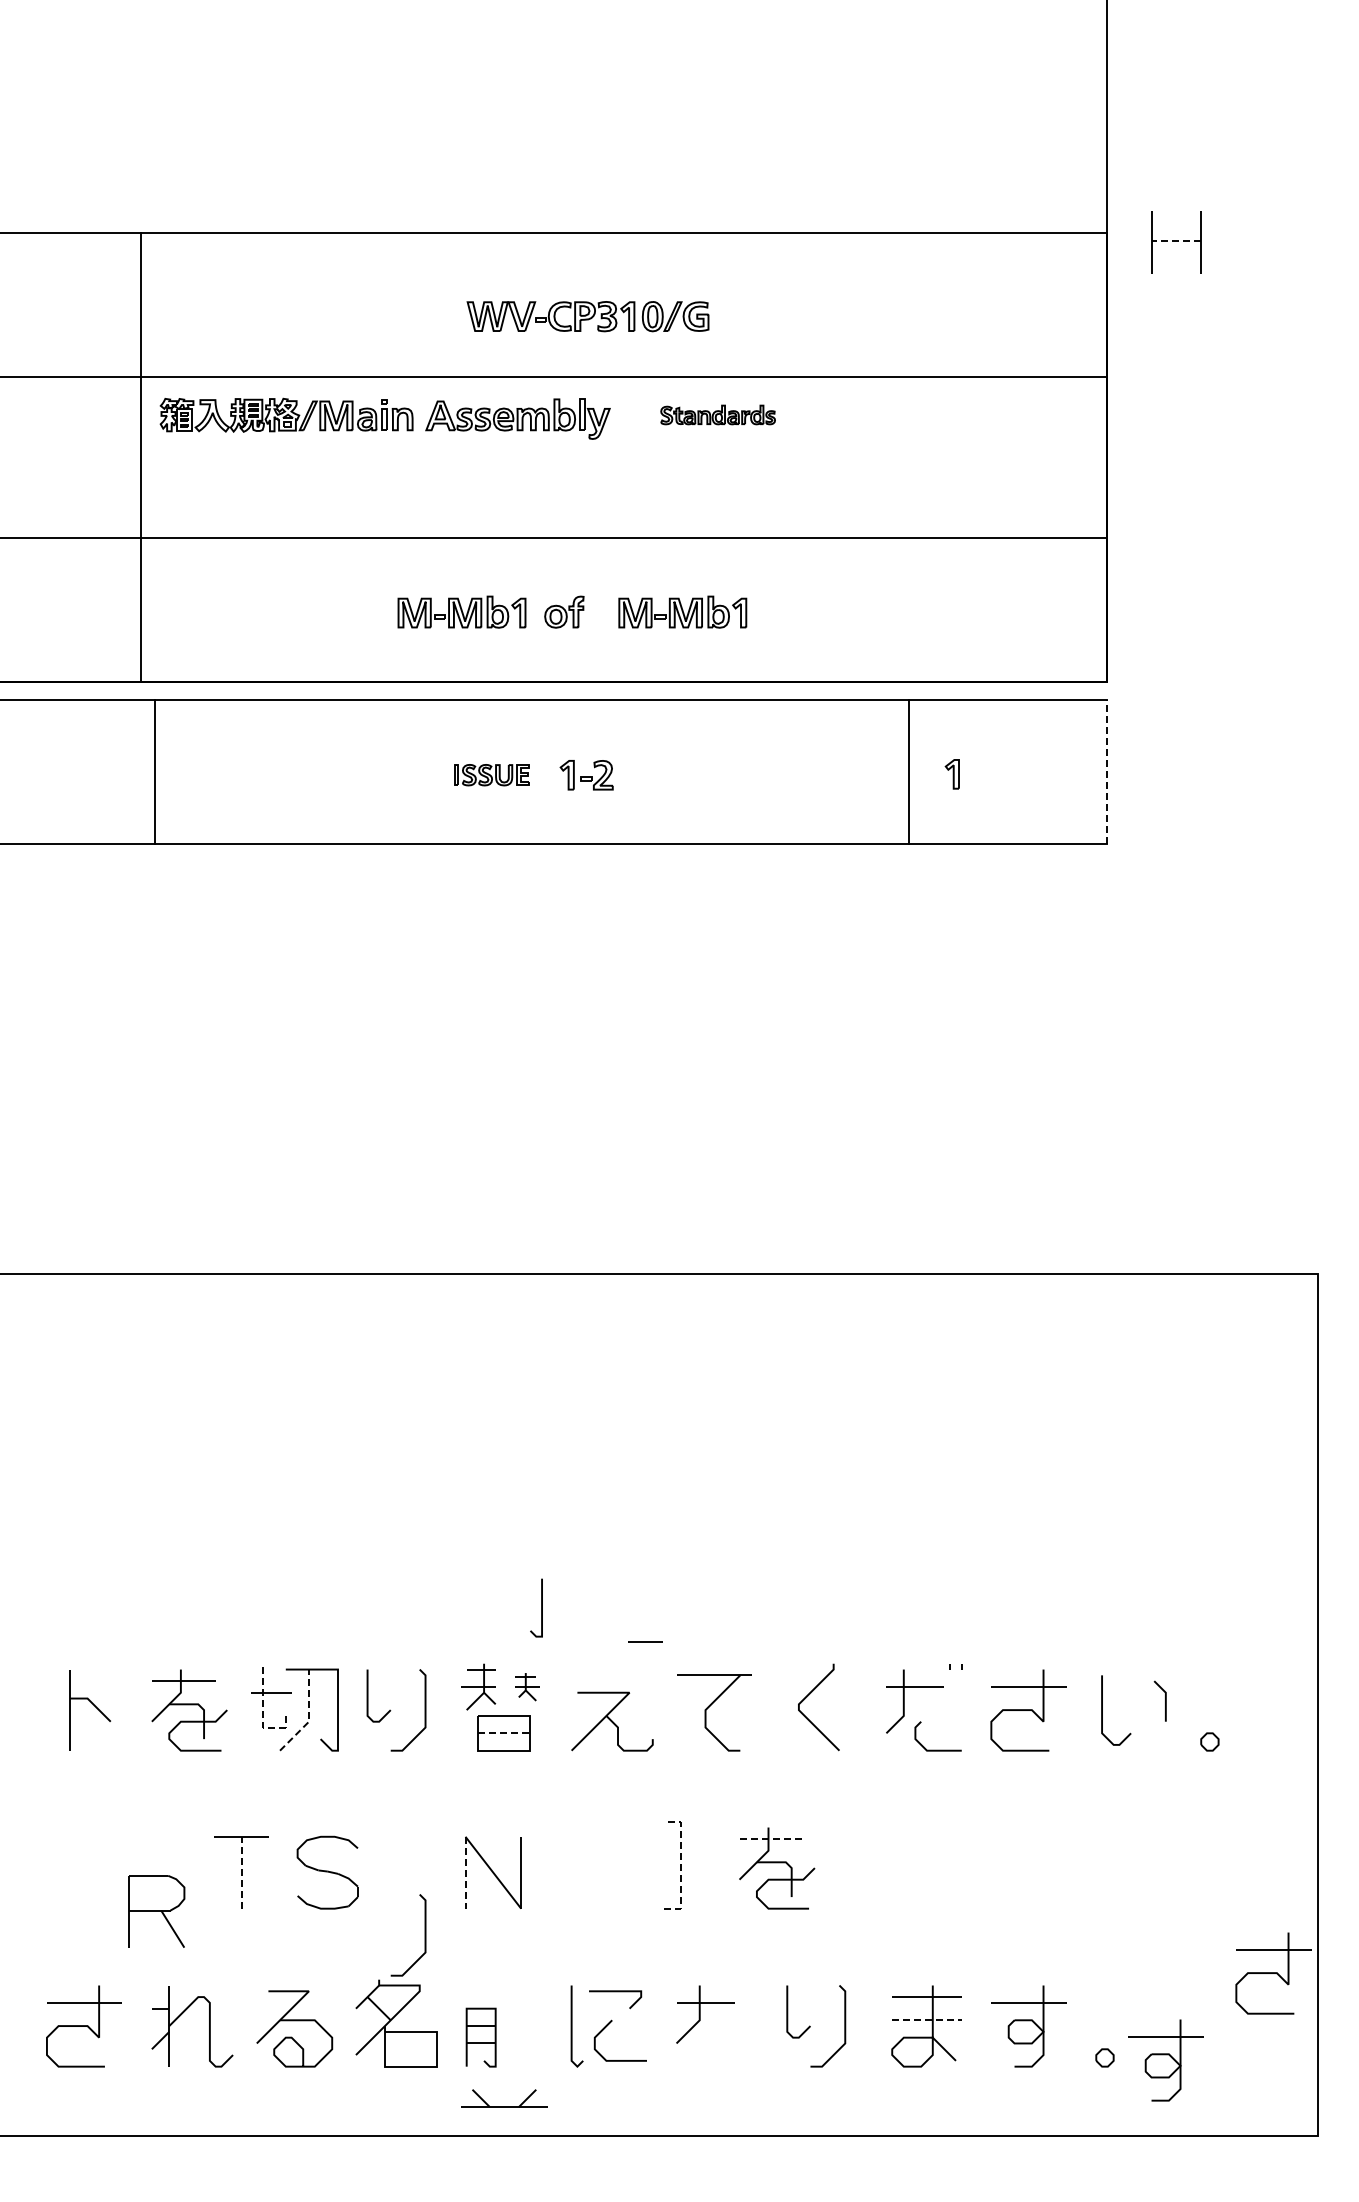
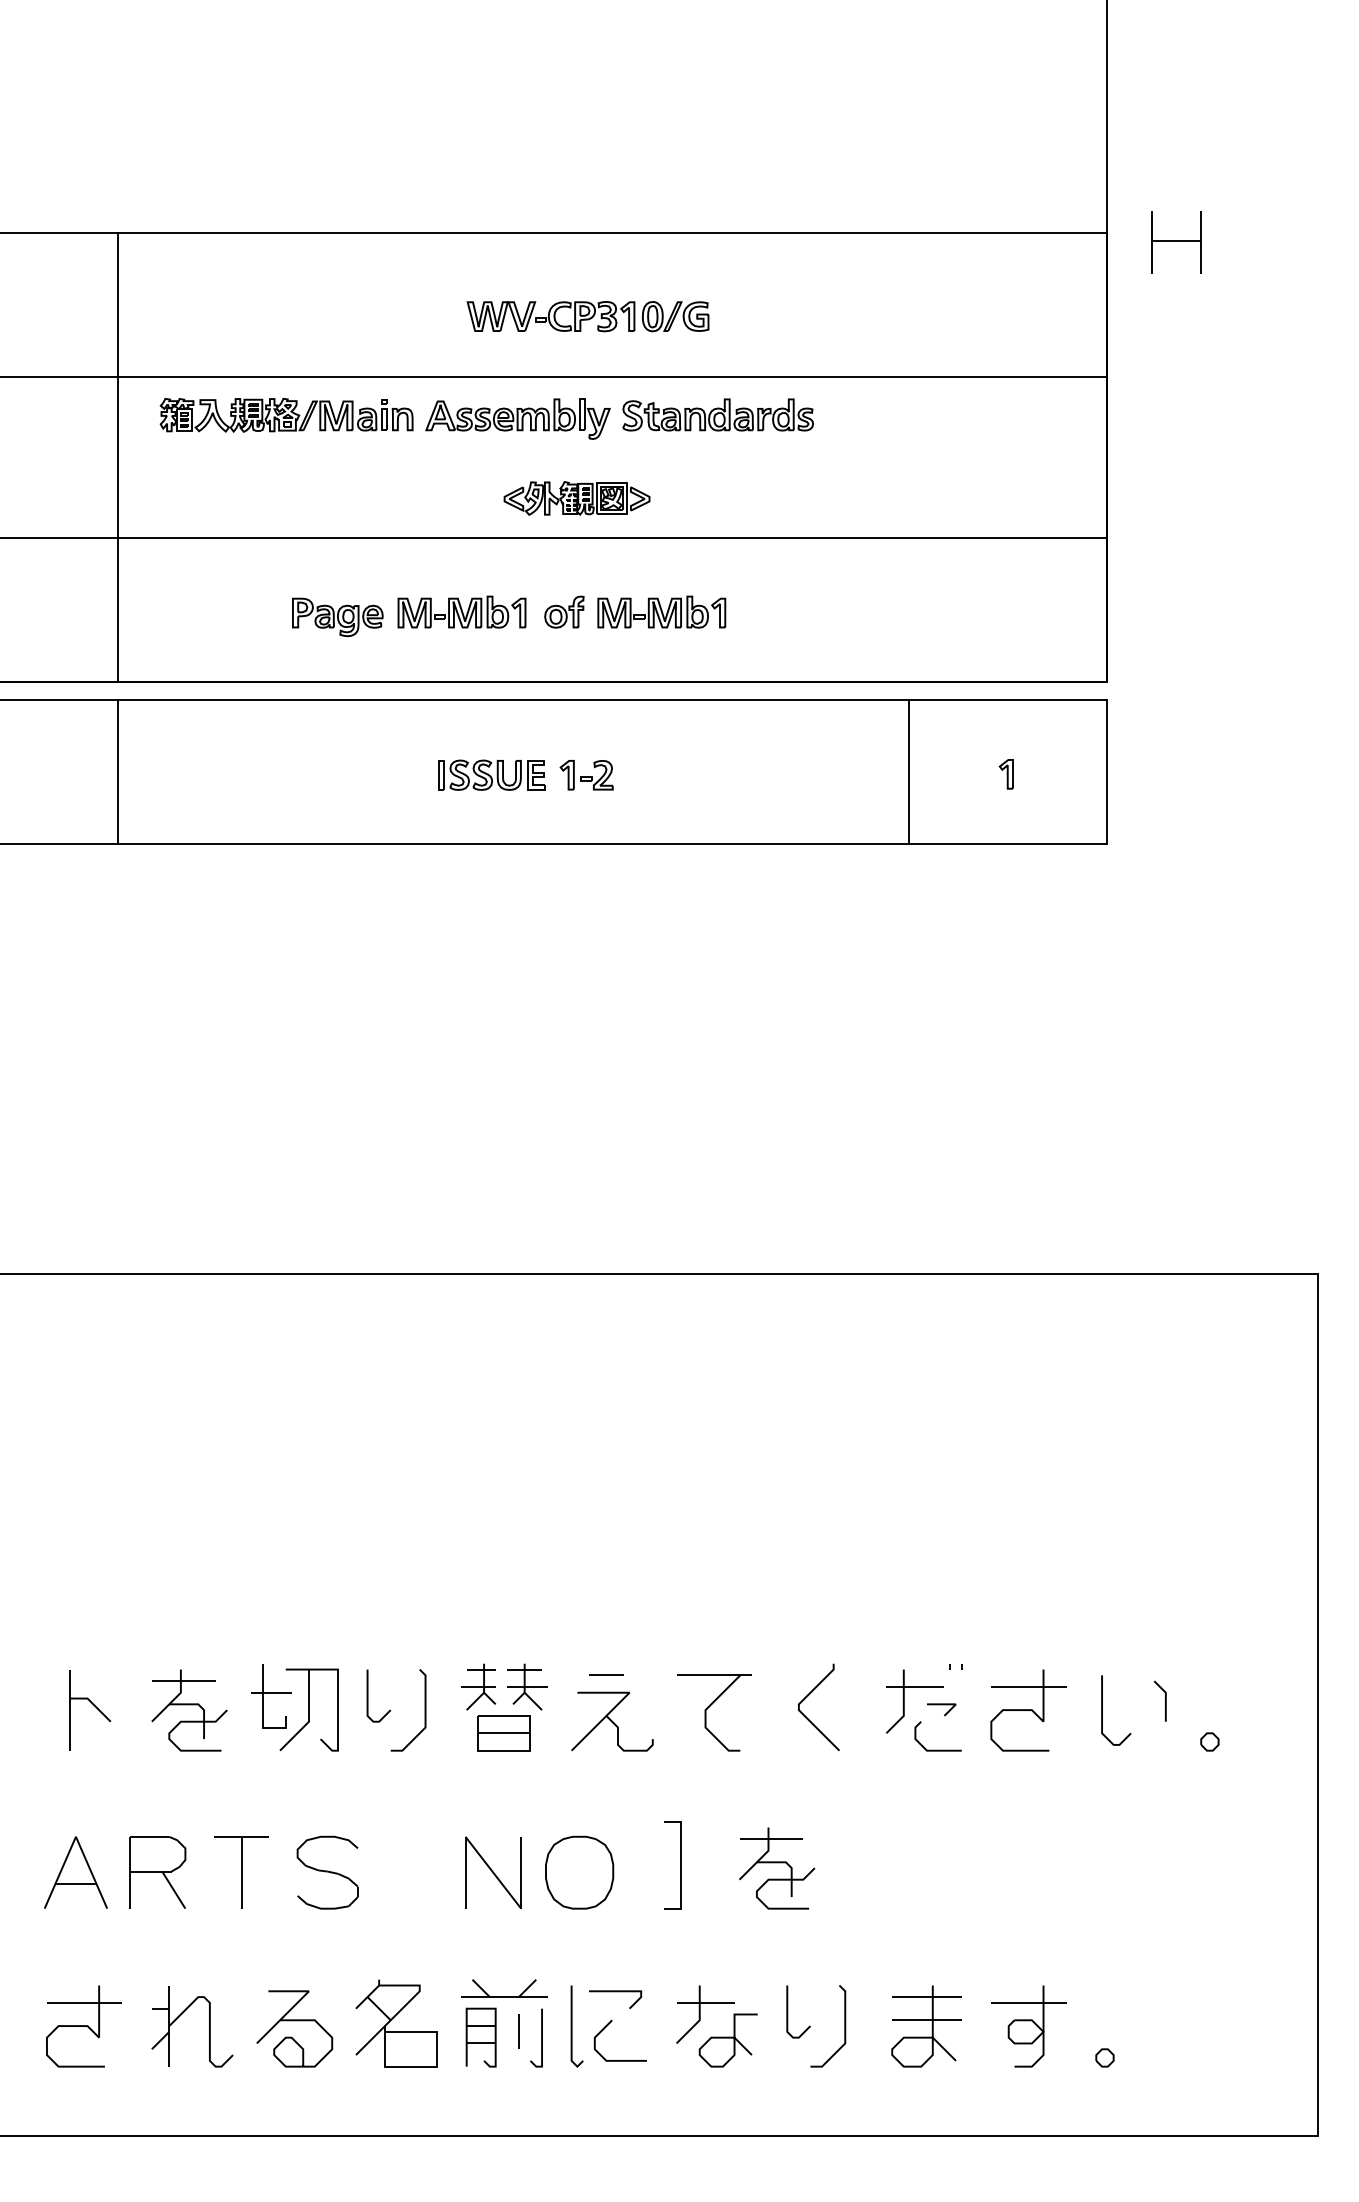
line: dashed -> solid (1175, 240)
part size: 116x22 px -> 192x34 px (717, 414)
line position: (141, 457) -> (118, 457) (118, 457)
part: none -> present (576, 498)
part position: (682, 611) -> (661, 611) (661, 611)
part: none -> present (337, 617)
line position: (155, 772) -> (118, 772) (118, 772)
line: dashed -> solid (1106, 772)
part position: (951, 774) -> (1005, 774) (1005, 774)
part size: 76x23 px -> 108x32 px (491, 774)
line position: (541, 1607) -> (541, 2037) (541, 2037)
line position: (645, 1641) -> (606, 1674) (606, 1674)
part size: 25x29 px -> 41x48 px (527, 1686)
line: none -> present (941, 1705)
line: dashed -> solid (262, 1714)
line: dashed -> solid (309, 1715)
line: dashed -> solid (504, 1733)
line: dashed -> solid (771, 1839)
line: dashed -> solid (680, 1864)
part: none -> present (75, 1872)
line: dashed -> solid (241, 1872)
line: dashed -> solid (465, 1872)
part: none -> present (579, 1872)
part position: (156, 1911) -> (157, 1872) (157, 1872)
line: present -> none (424, 1935)
part: present -> none (1273, 1973)
line: dashed -> solid (926, 2020)
line: none -> present (518, 2031)
curve: none -> present (727, 2038)
part: present -> none (1165, 2060)
part position: (504, 2106) -> (504, 1996) (504, 1996)
